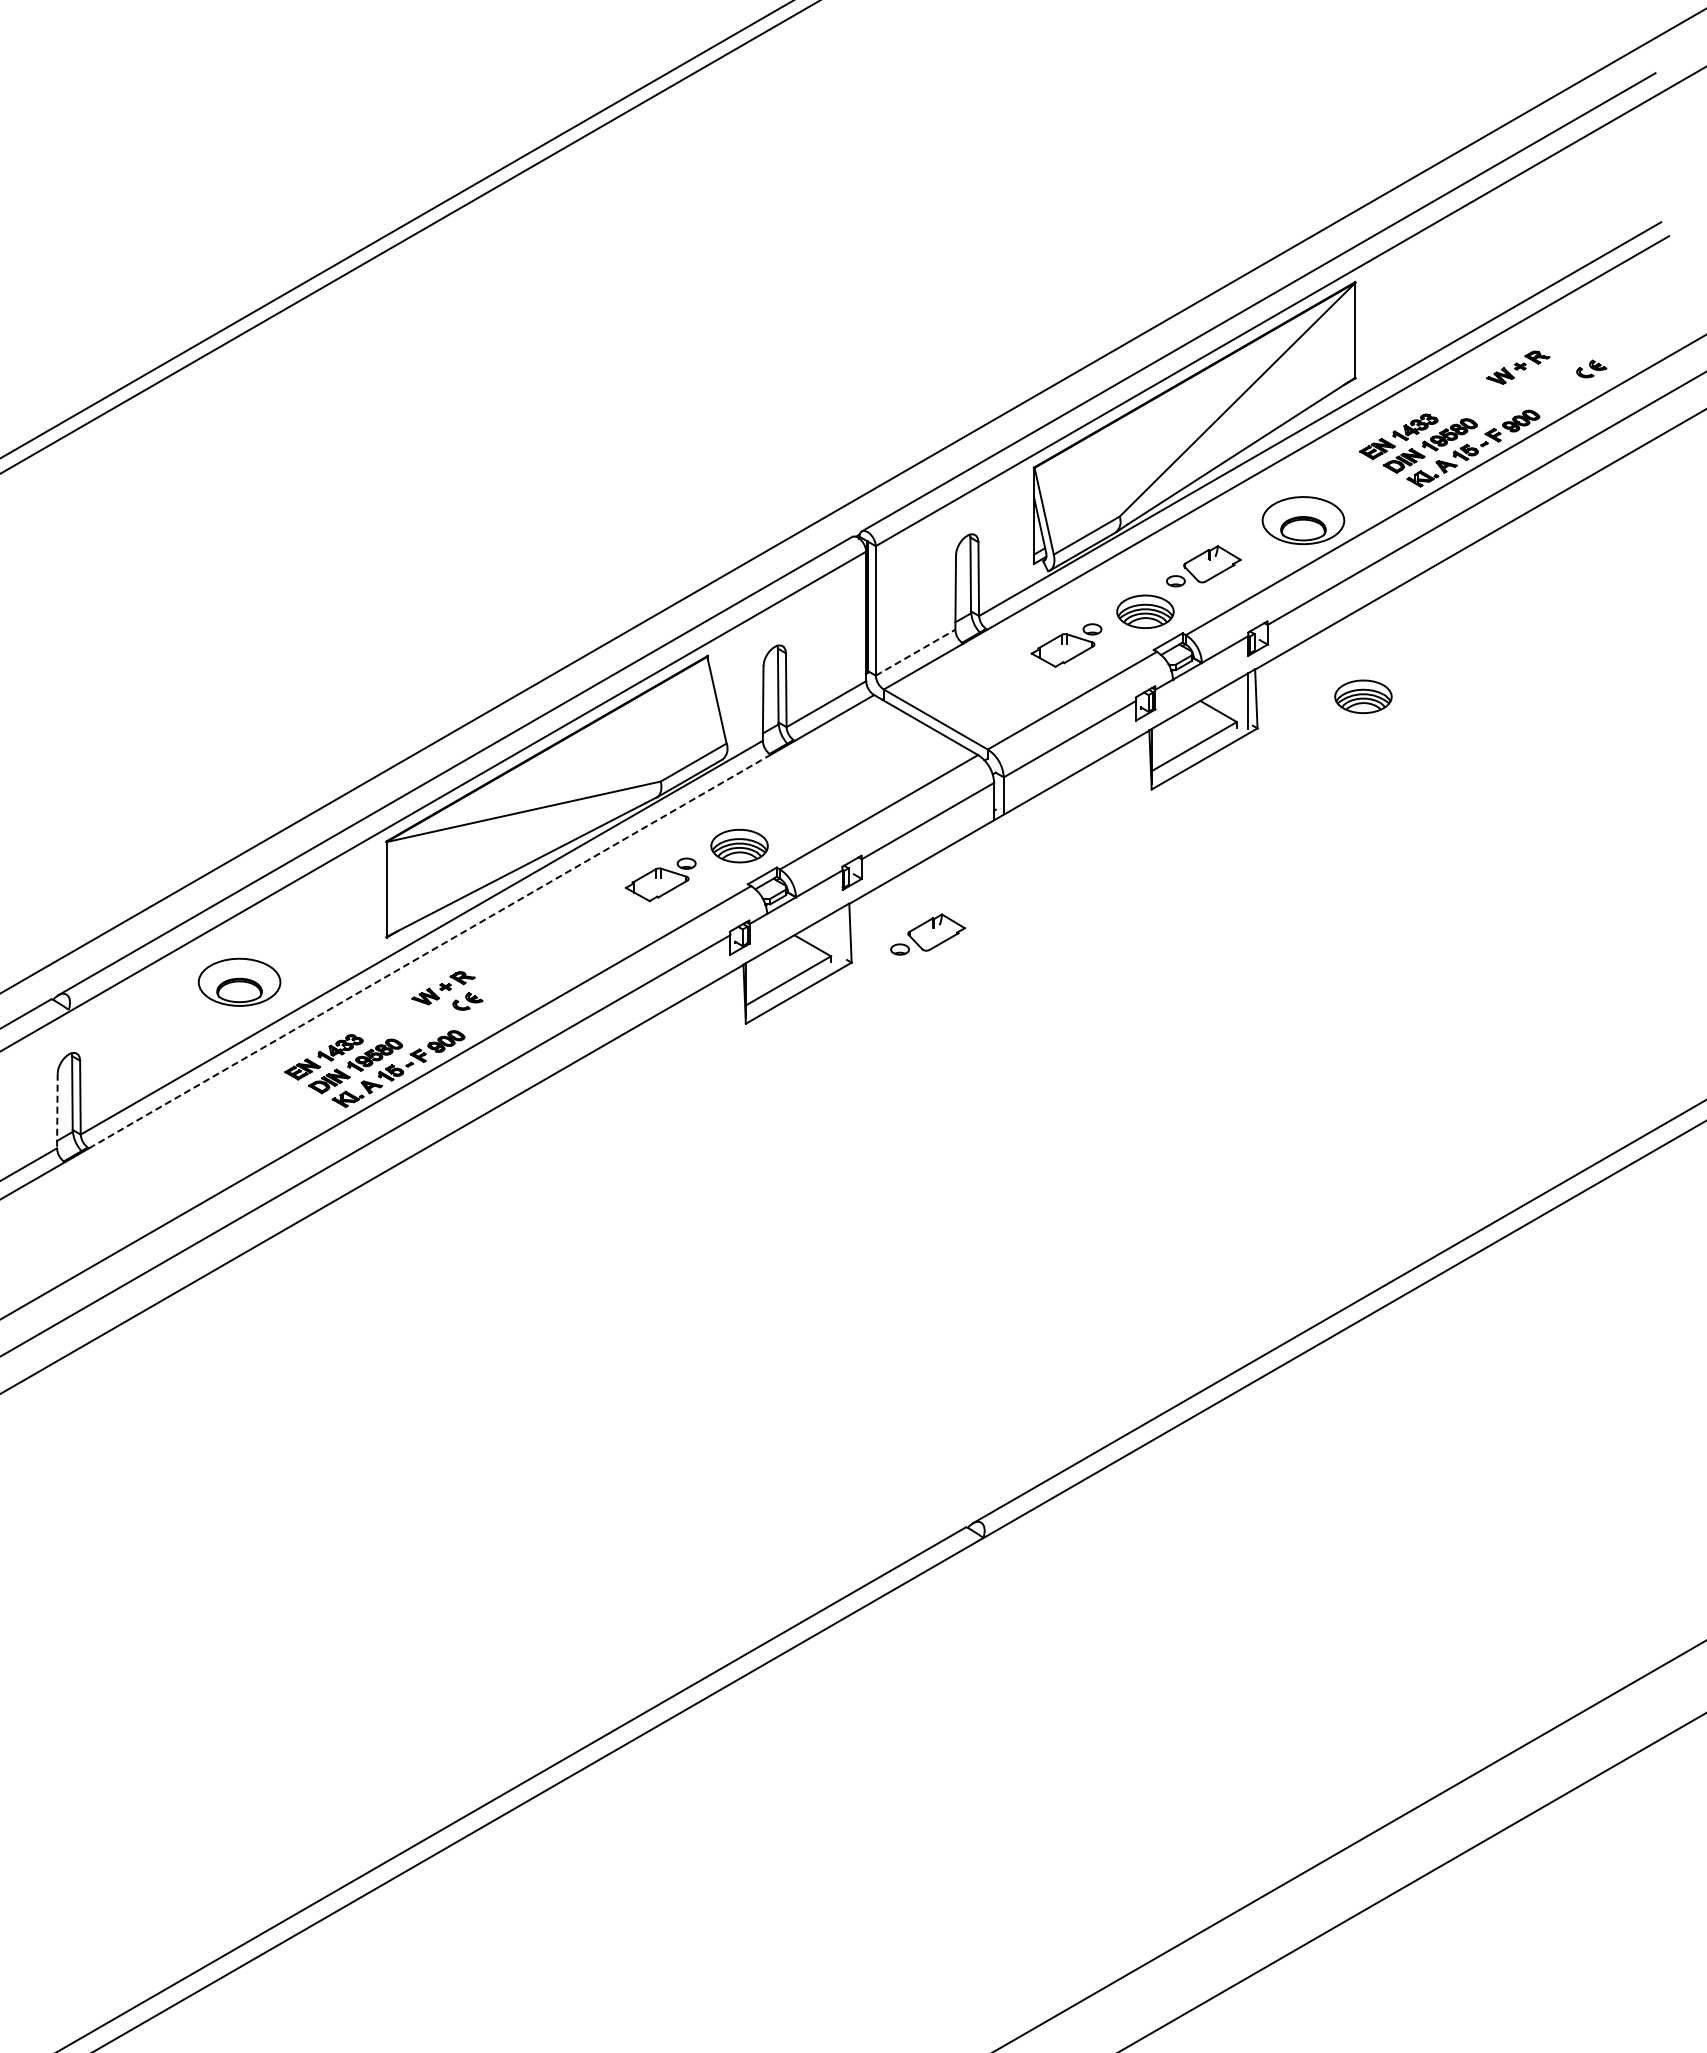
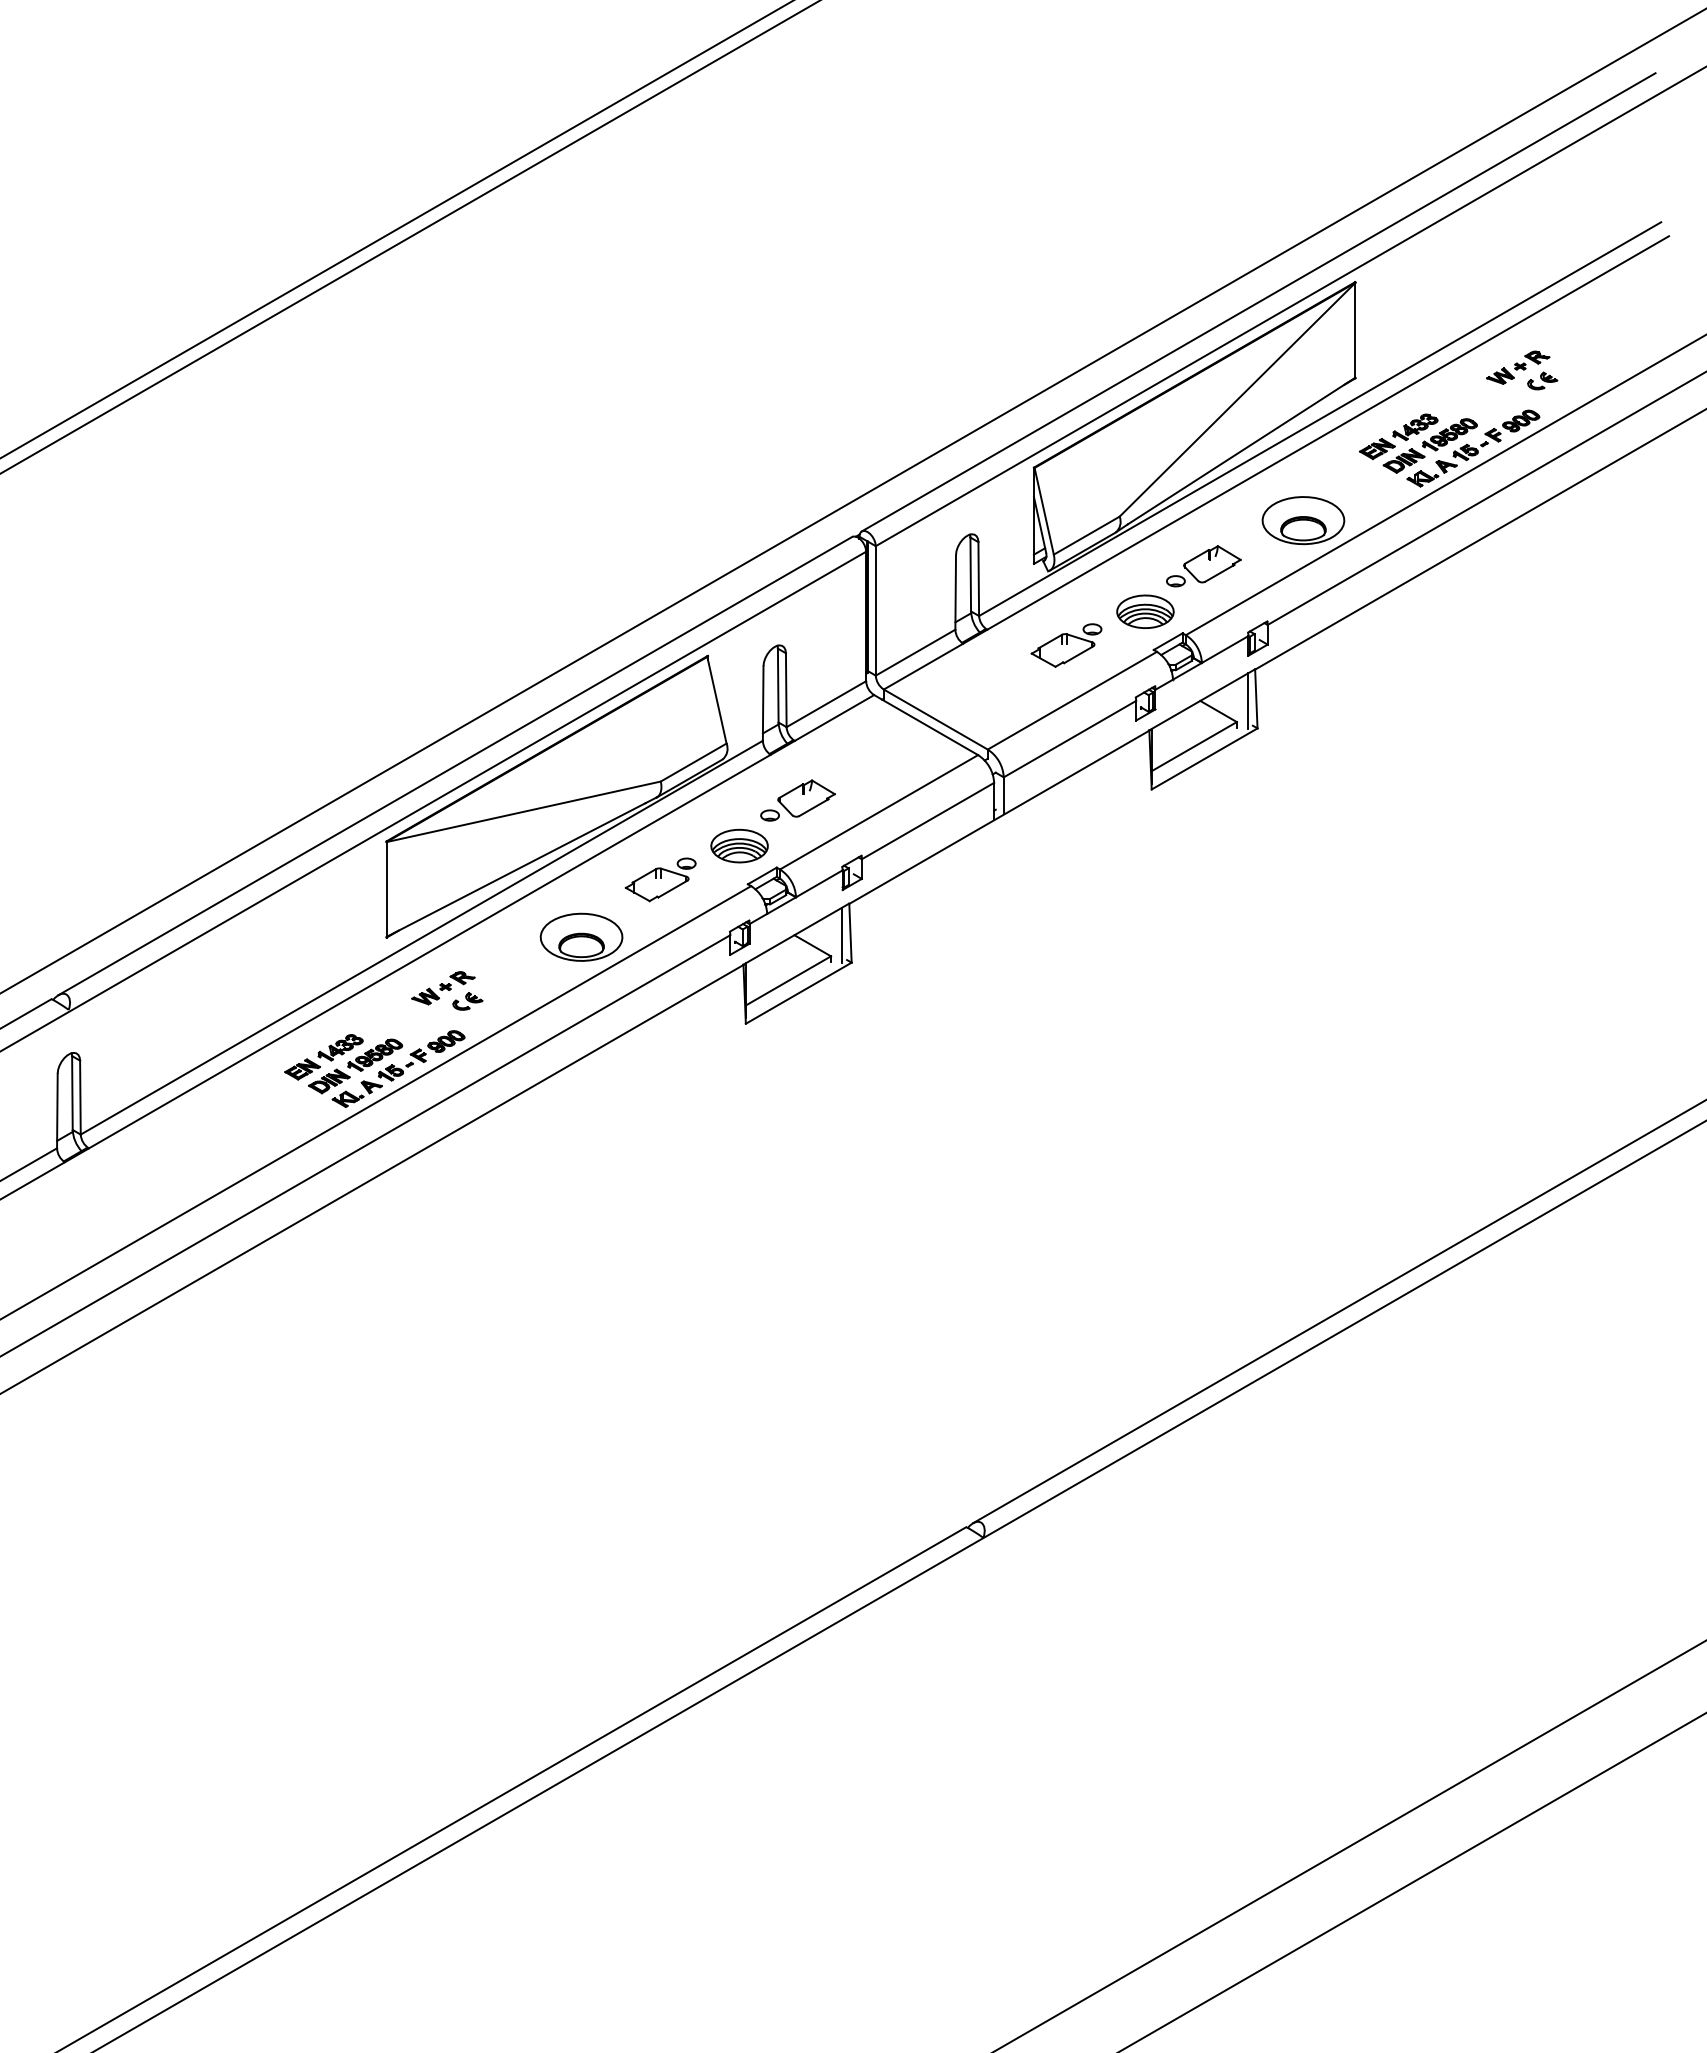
part position: (1591, 368) -> (1542, 380) (1542, 380)
line: dashed -> solid (915, 652)
part: present -> none (1363, 696)
line: none -> present (842, 934)
part position: (927, 934) -> (797, 800) (797, 800)
line: dashed -> solid (429, 951)
part position: (239, 981) -> (581, 936) (581, 936)
line: dashed -> solid (57, 1111)
